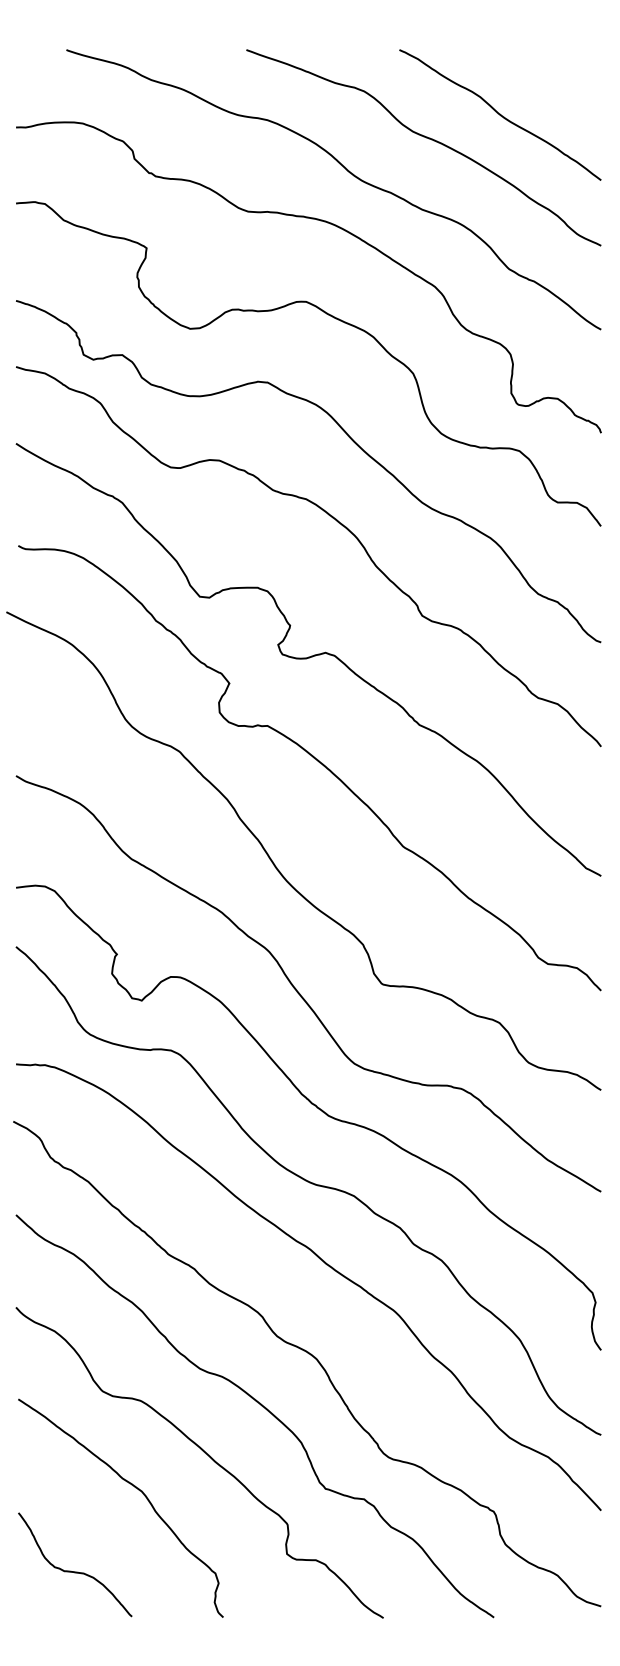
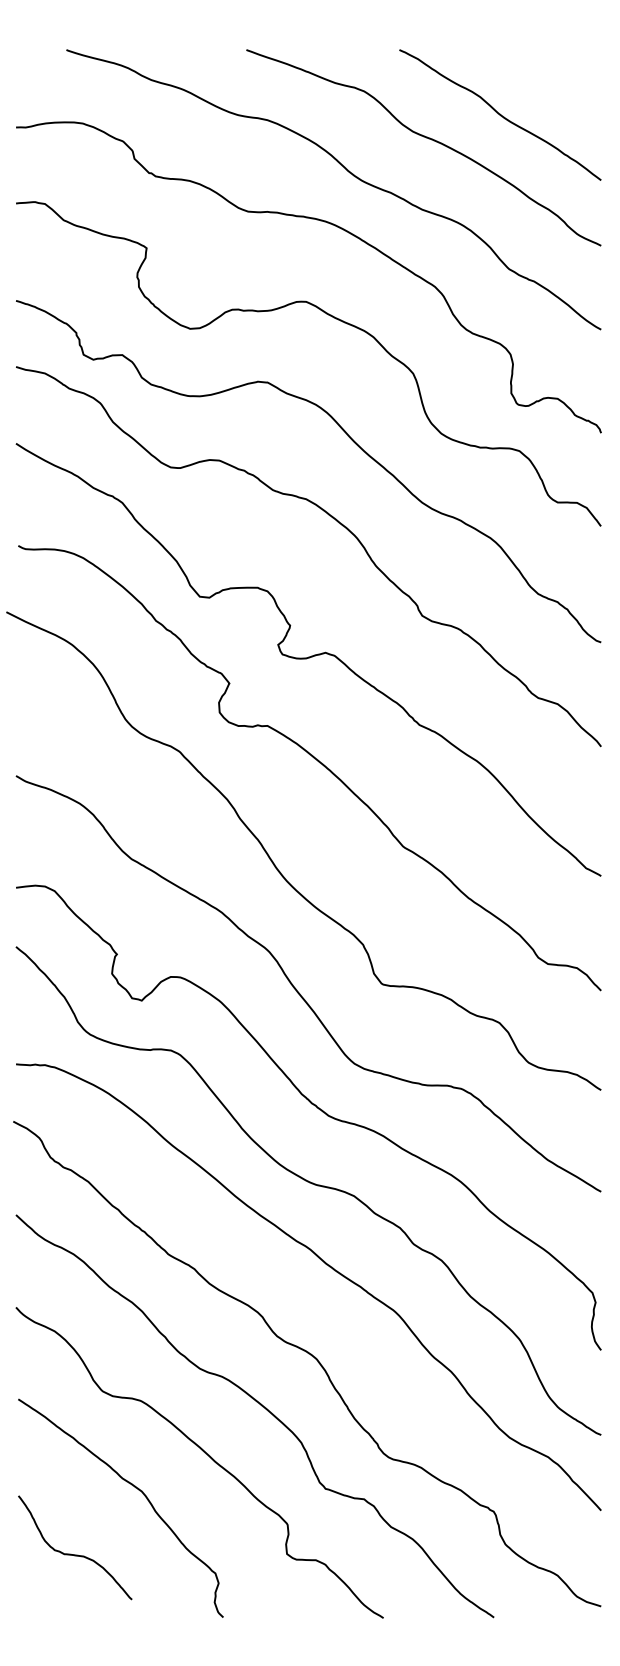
curve position: (75, 1571) -> (75, 1554) (75, 1554)
